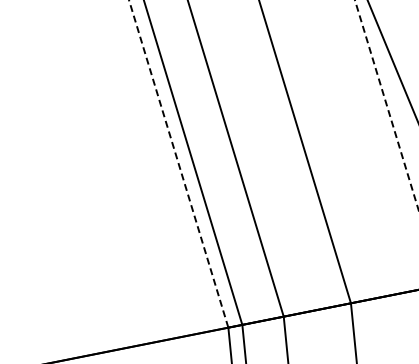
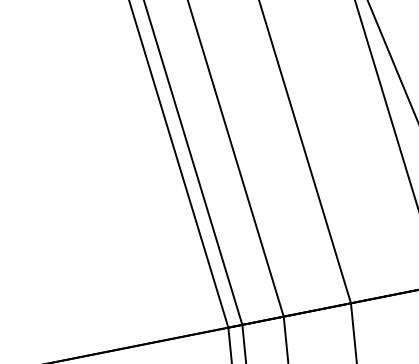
line: dashed -> solid (386, 105)
line: dashed -> solid (178, 164)
